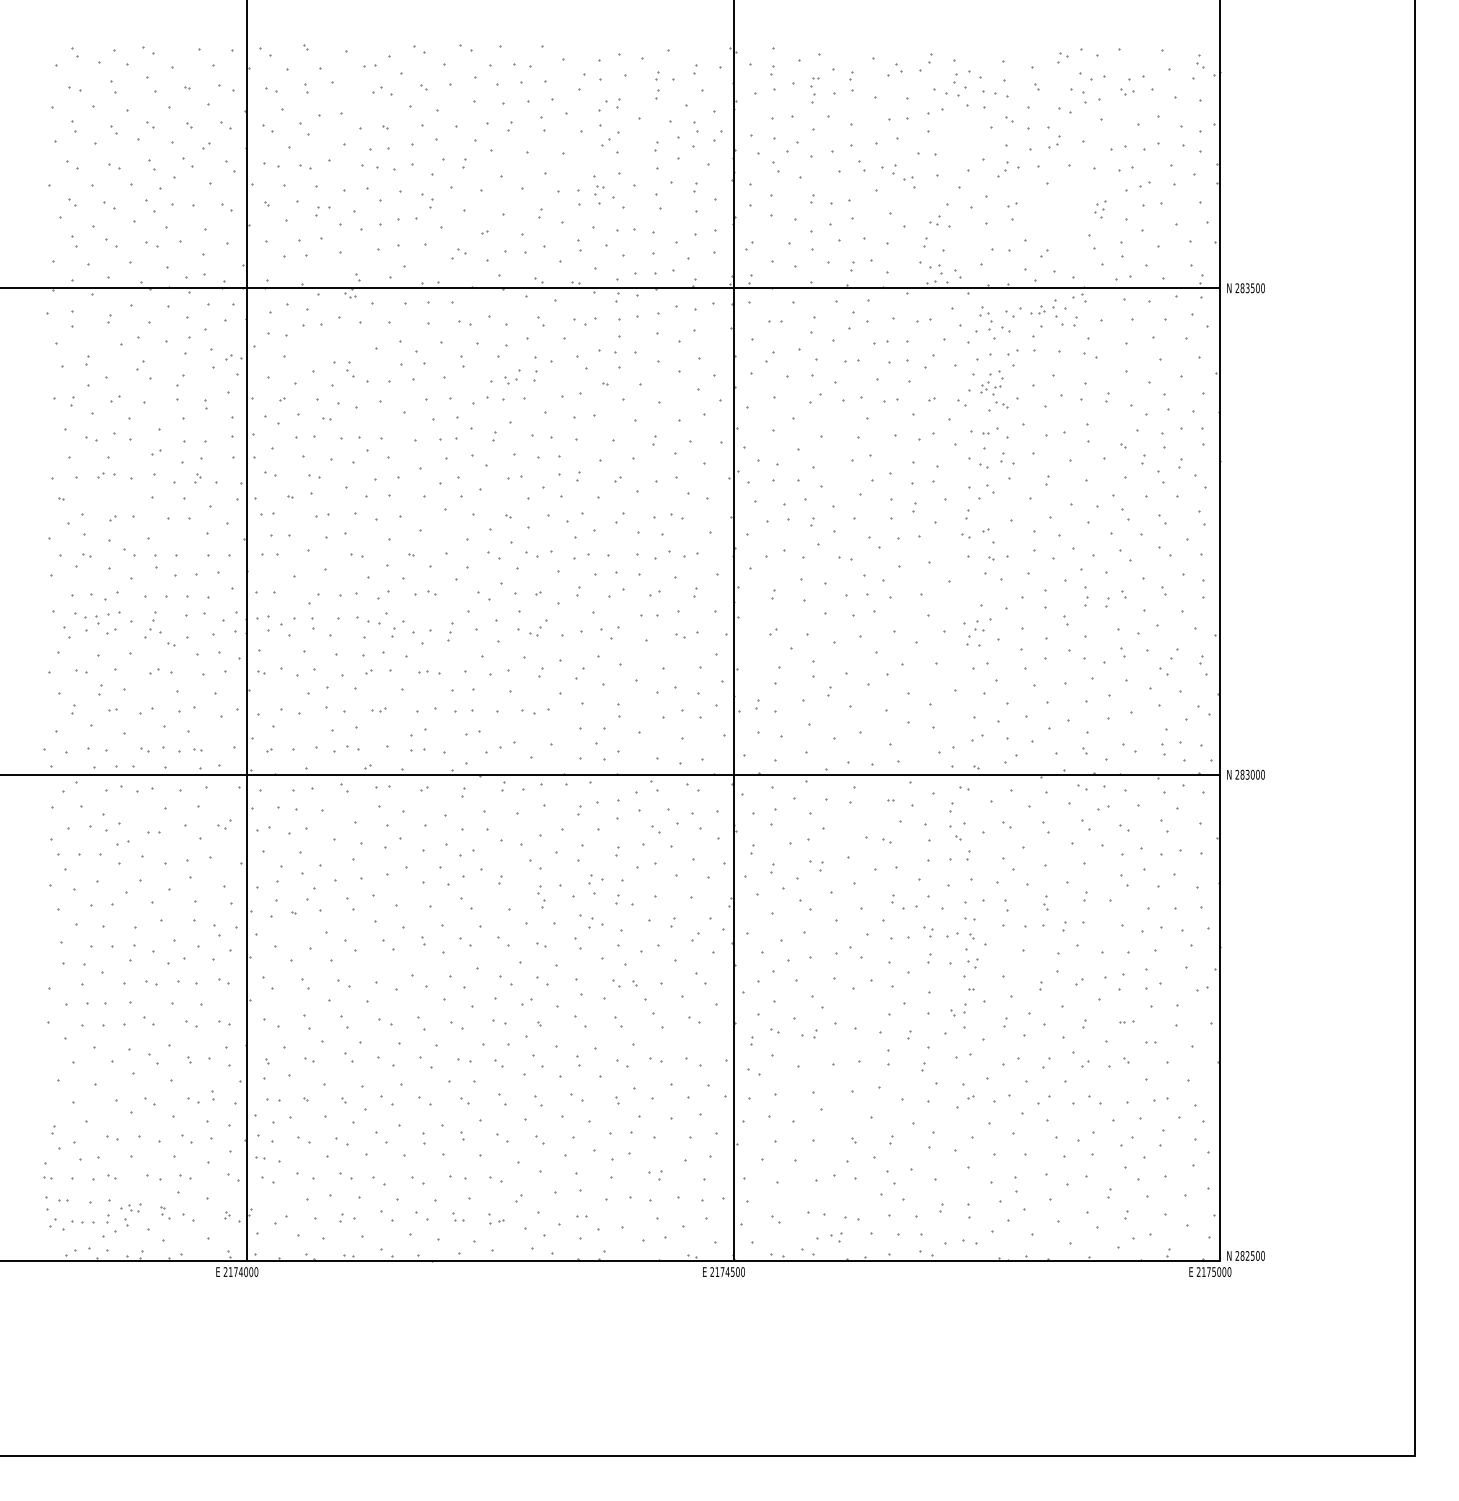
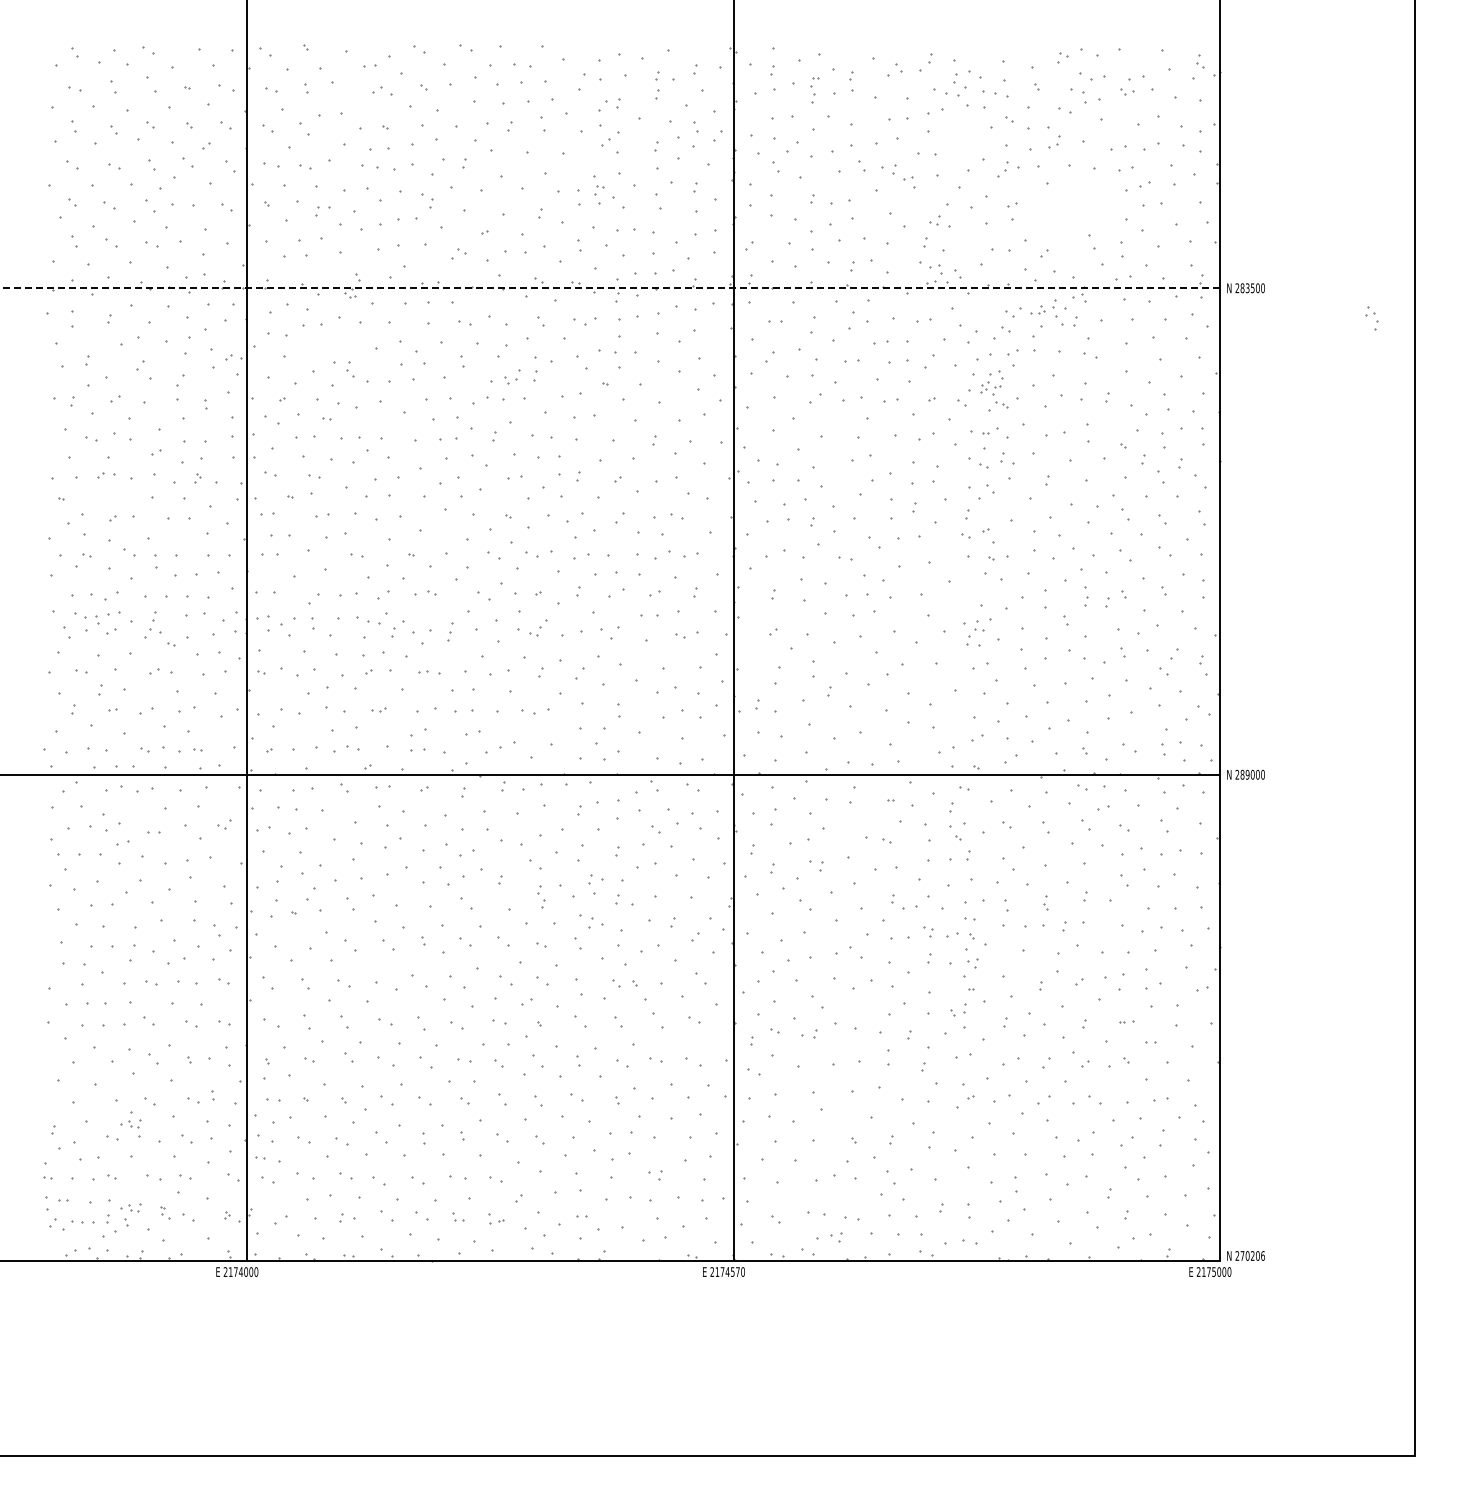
part: present -> none (1100, 209)
line: solid -> dashed (610, 288)
part position: (985, 318) -> (1371, 318) (1371, 318)
text: 283000 -> 289000 (1247, 774)
part: none -> present (130, 1123)
text: 282500 -> 270206 (1252, 1255)
text: 2174500 -> 2174570 (737, 1271)
